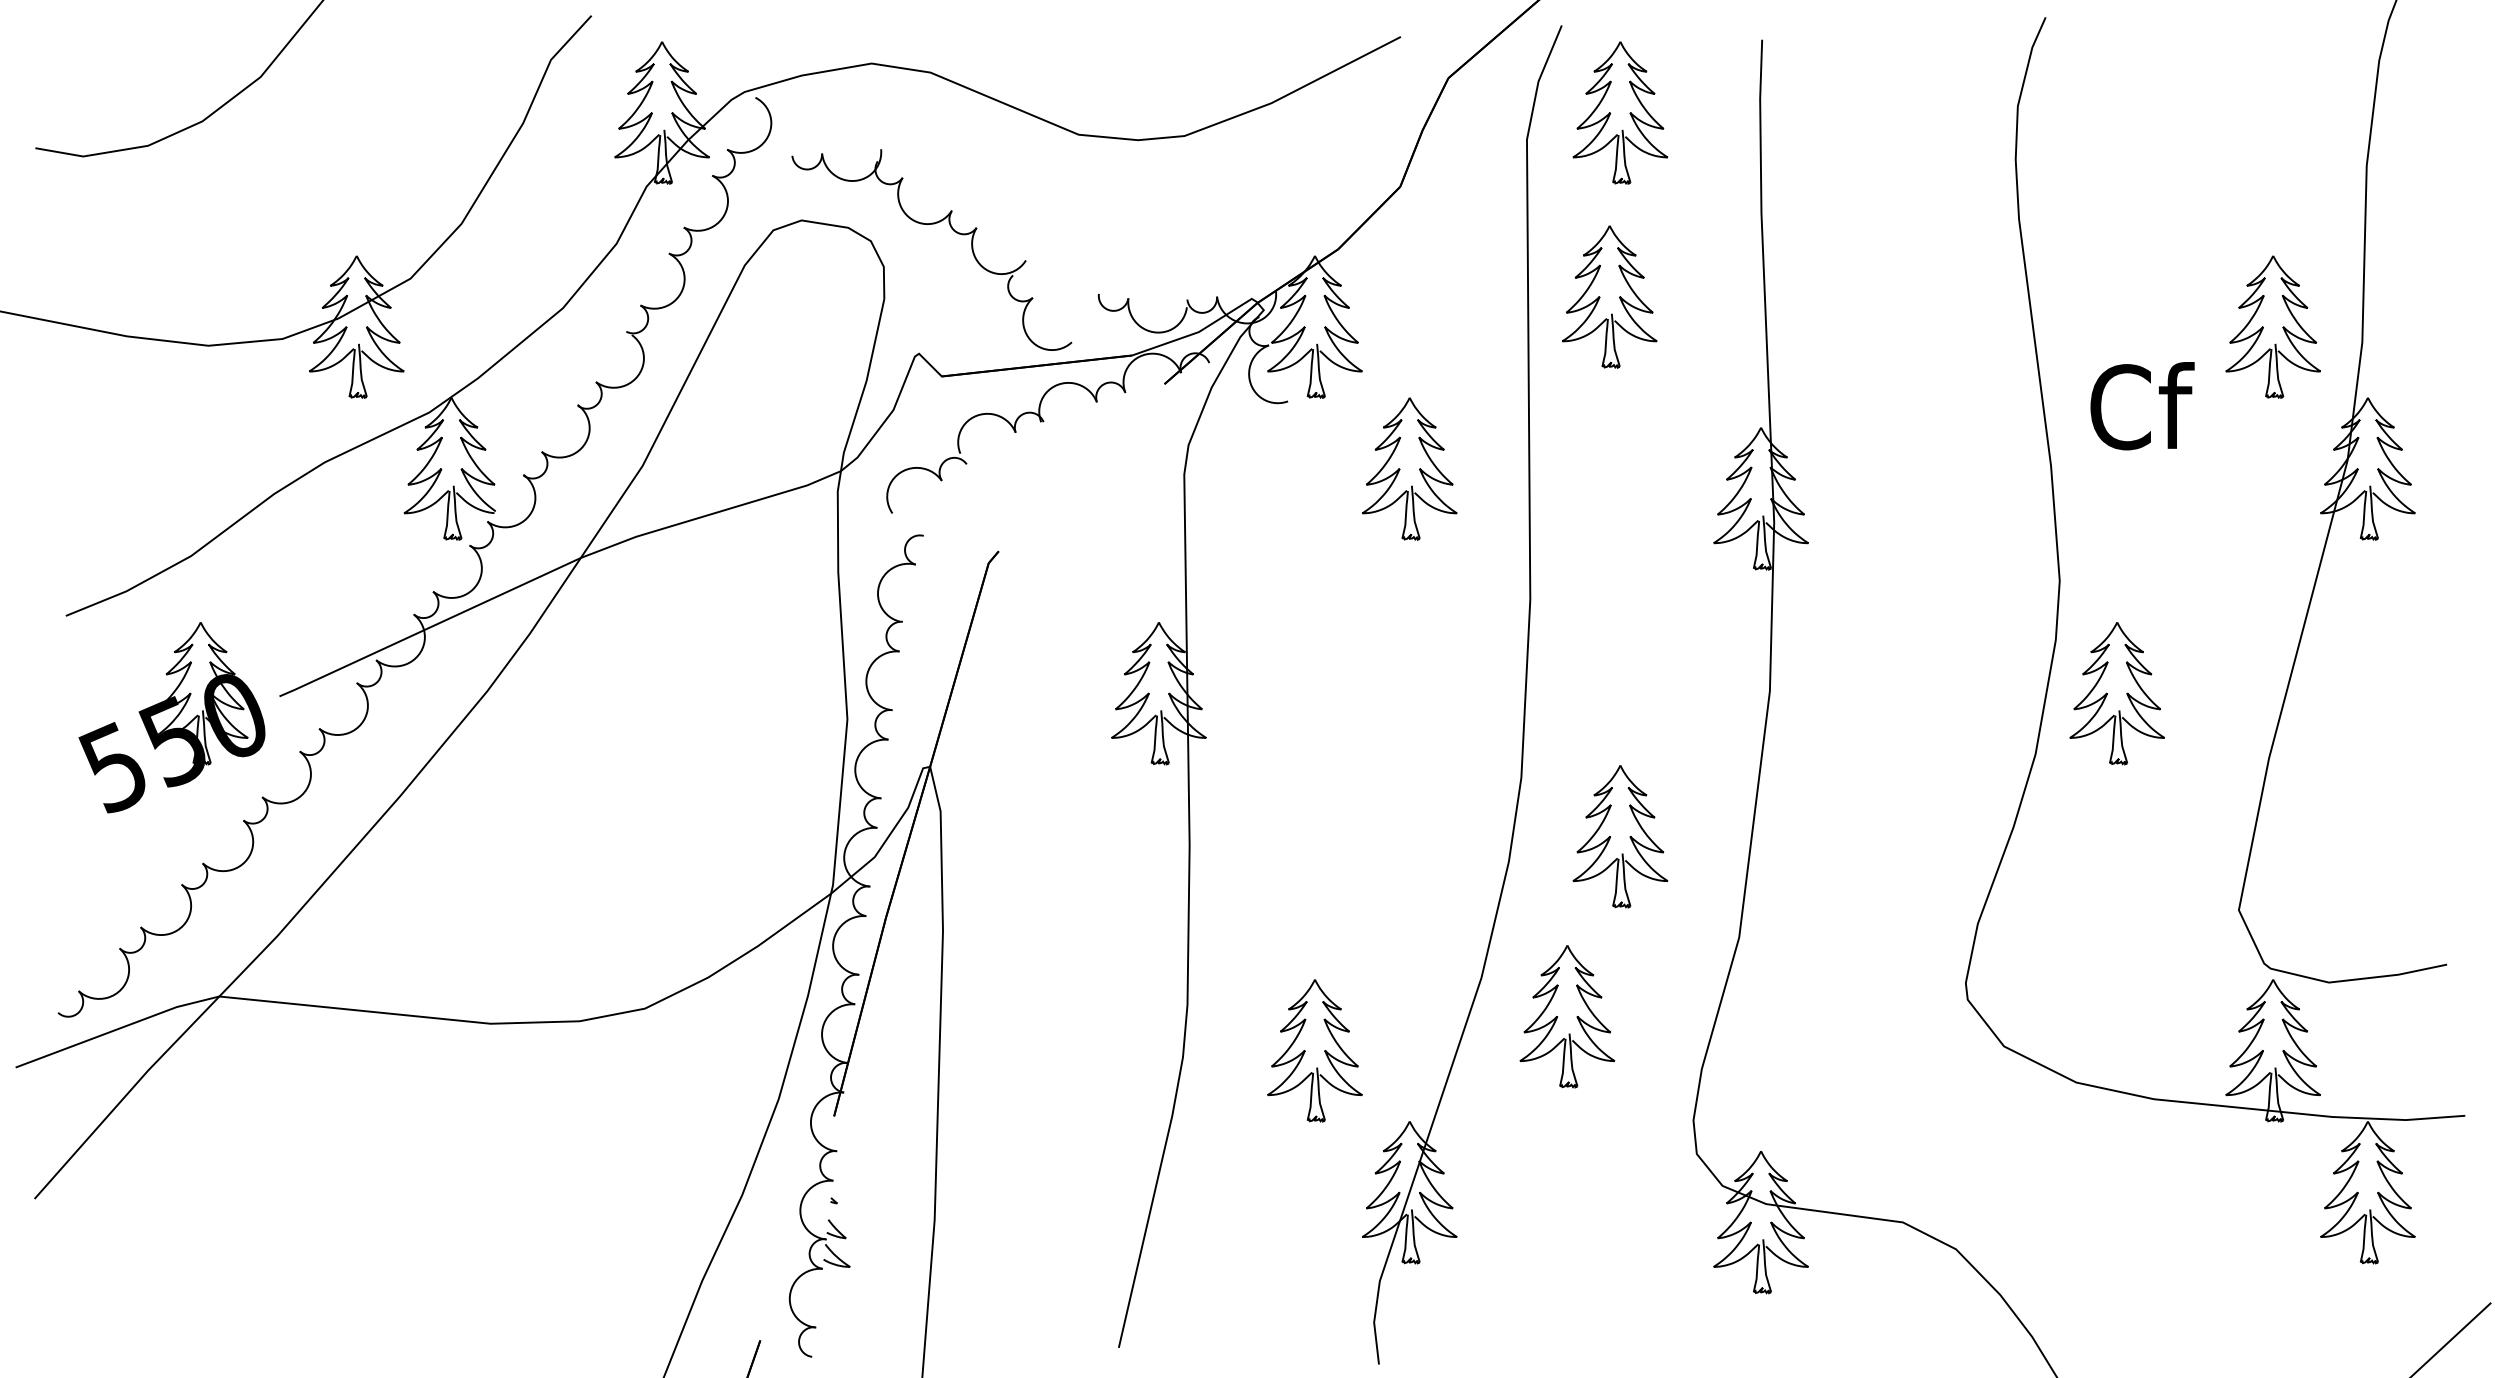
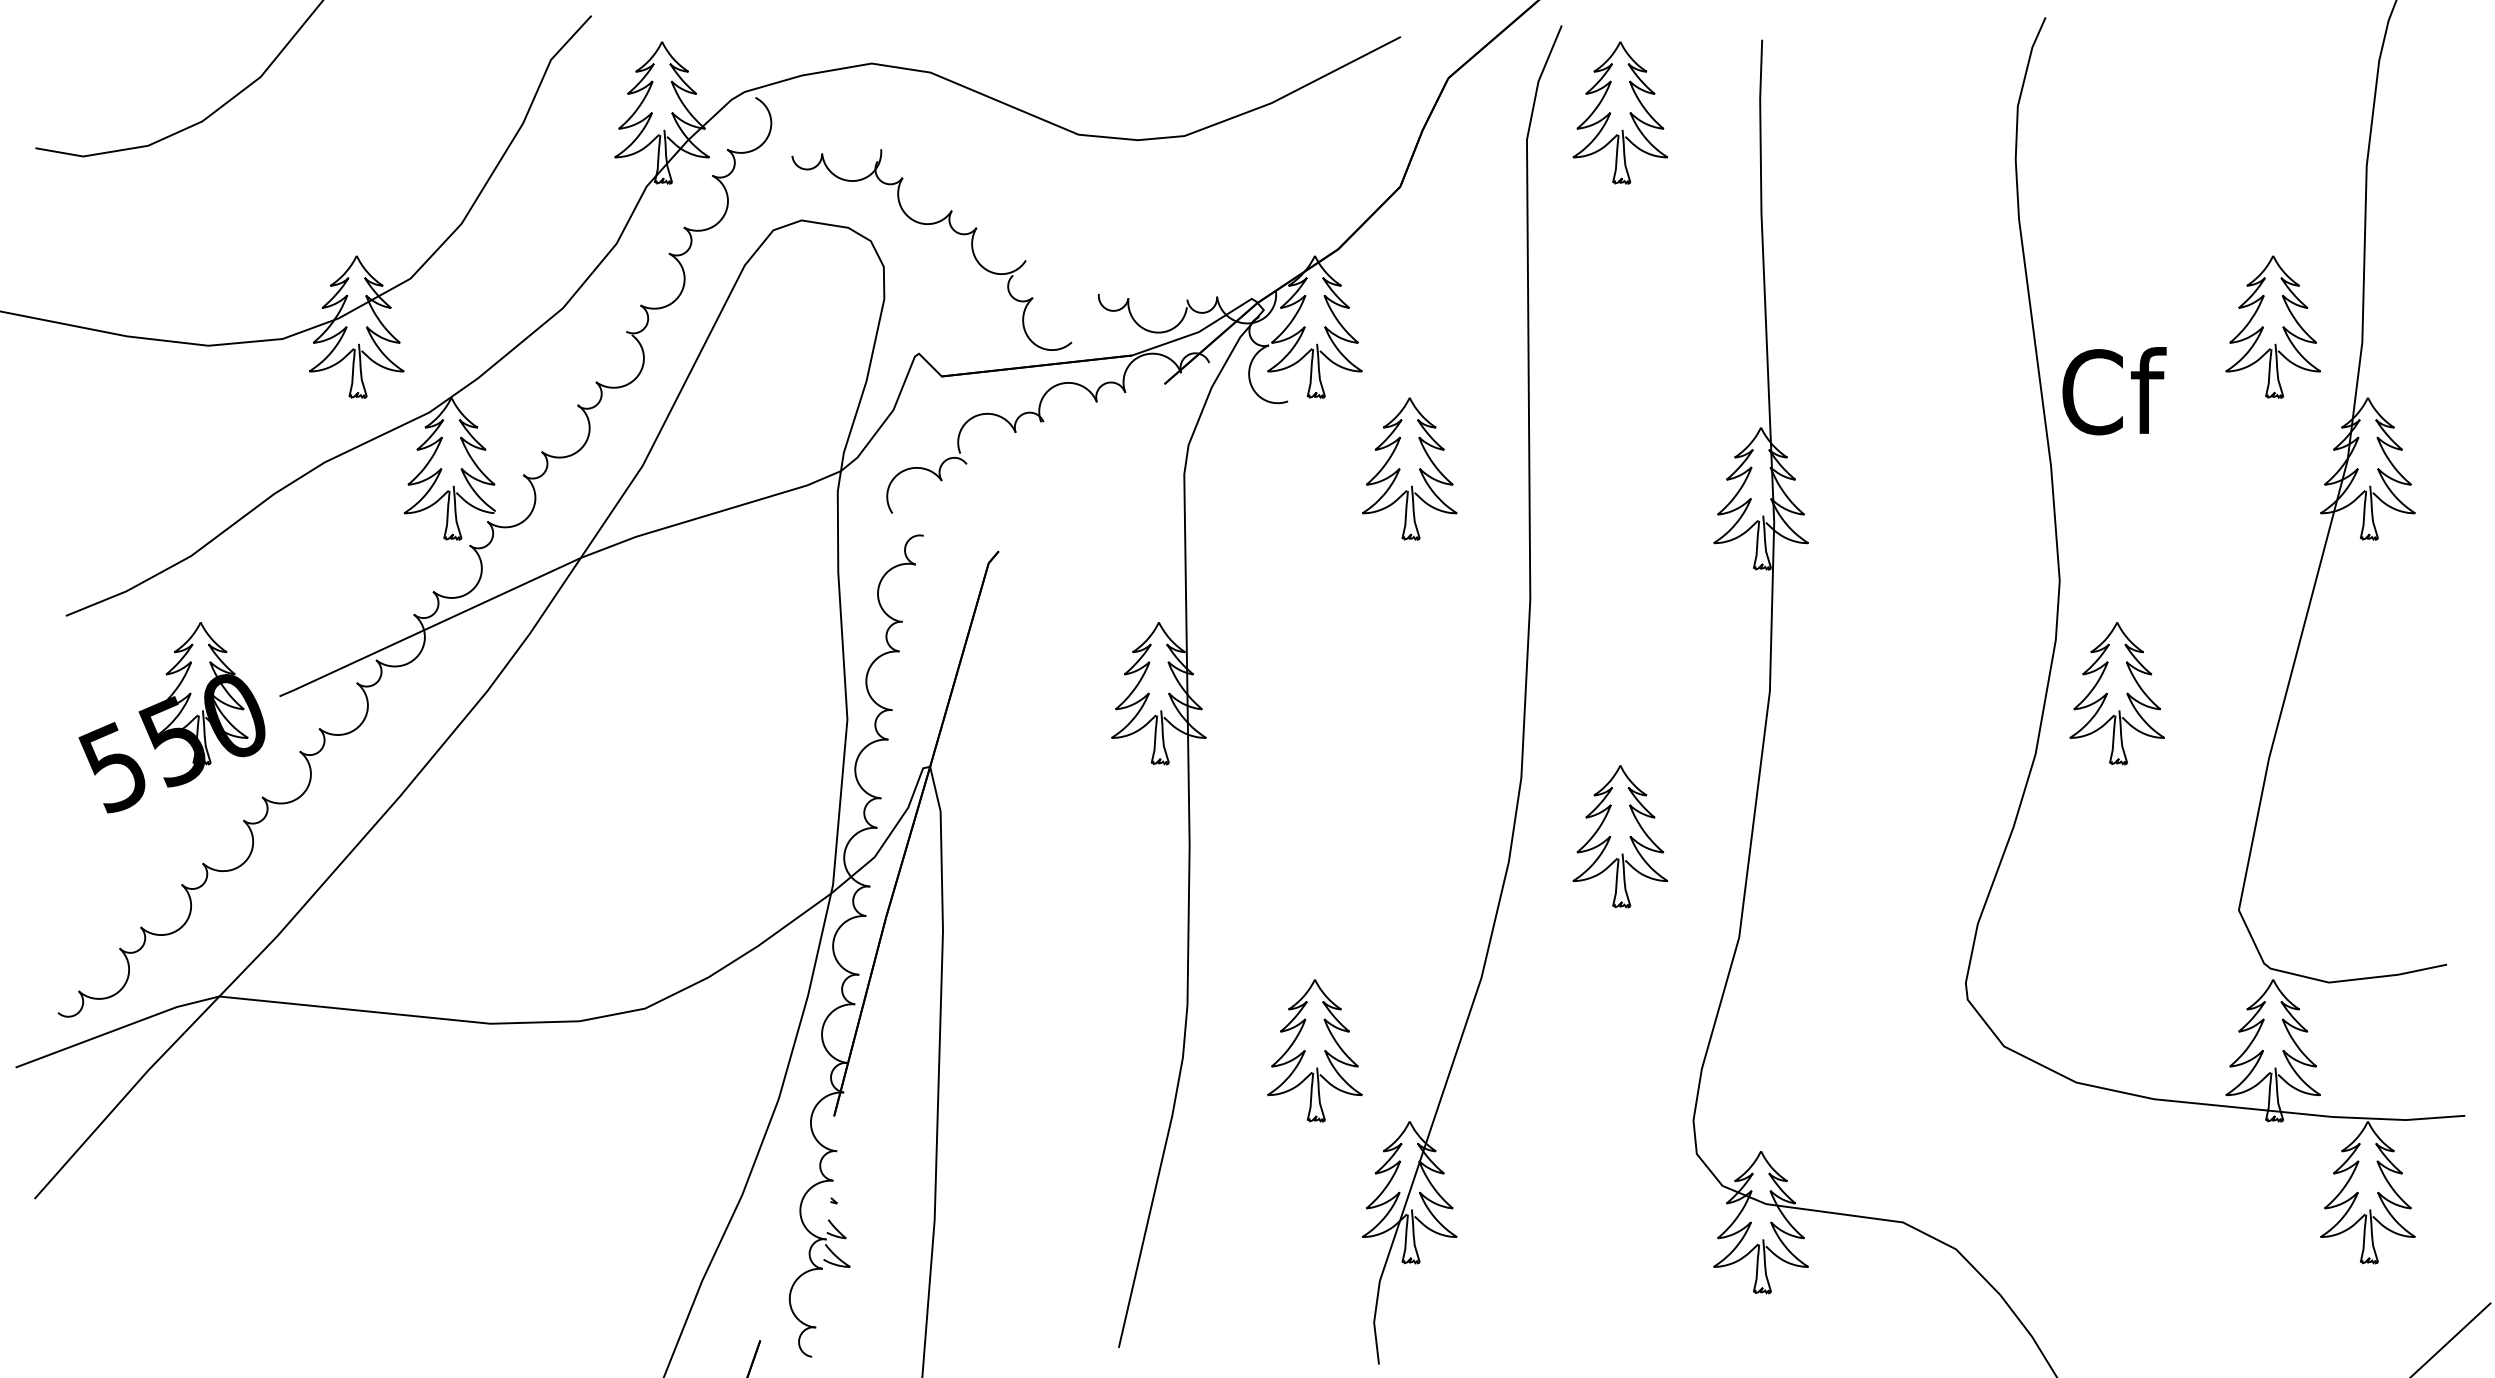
part: present -> none (1609, 296)
text position: (2142, 406) -> (2114, 391) (2114, 391)
part: present -> none (1567, 1016)
